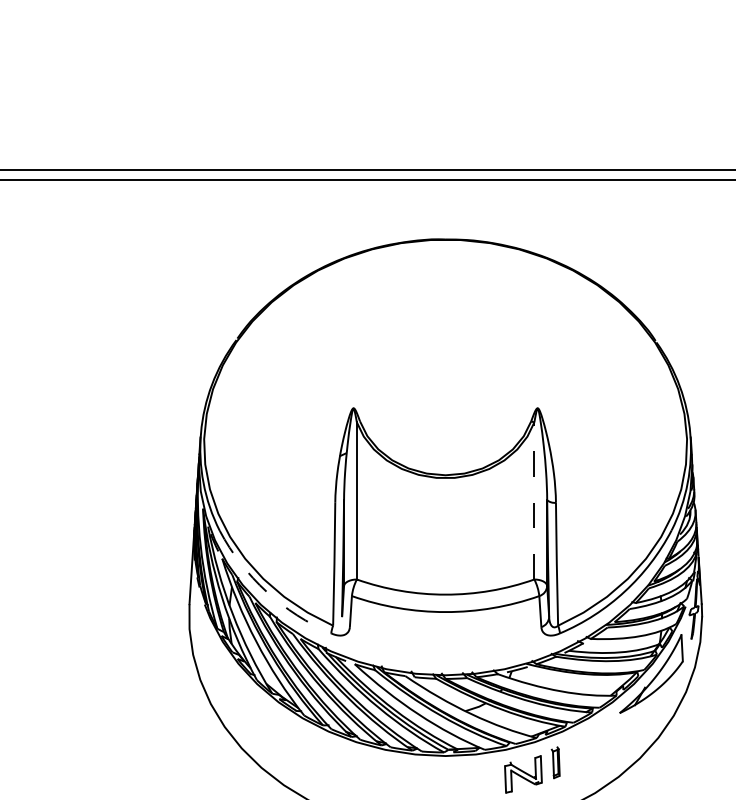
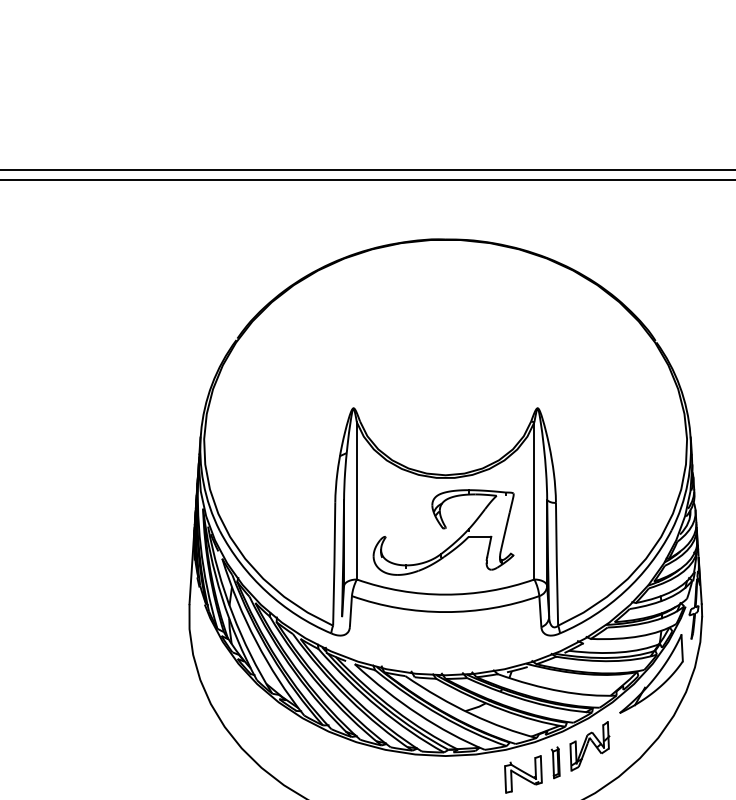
line: dashed -> solid (534, 500)
part: none -> present (443, 532)
arc: dashed -> solid (266, 591)
part: none -> present (589, 746)
